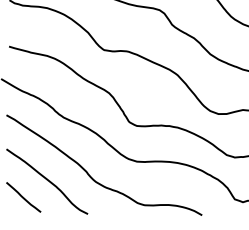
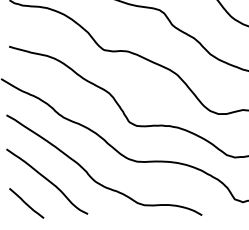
line position: (23, 197) -> (26, 203) (26, 203)
